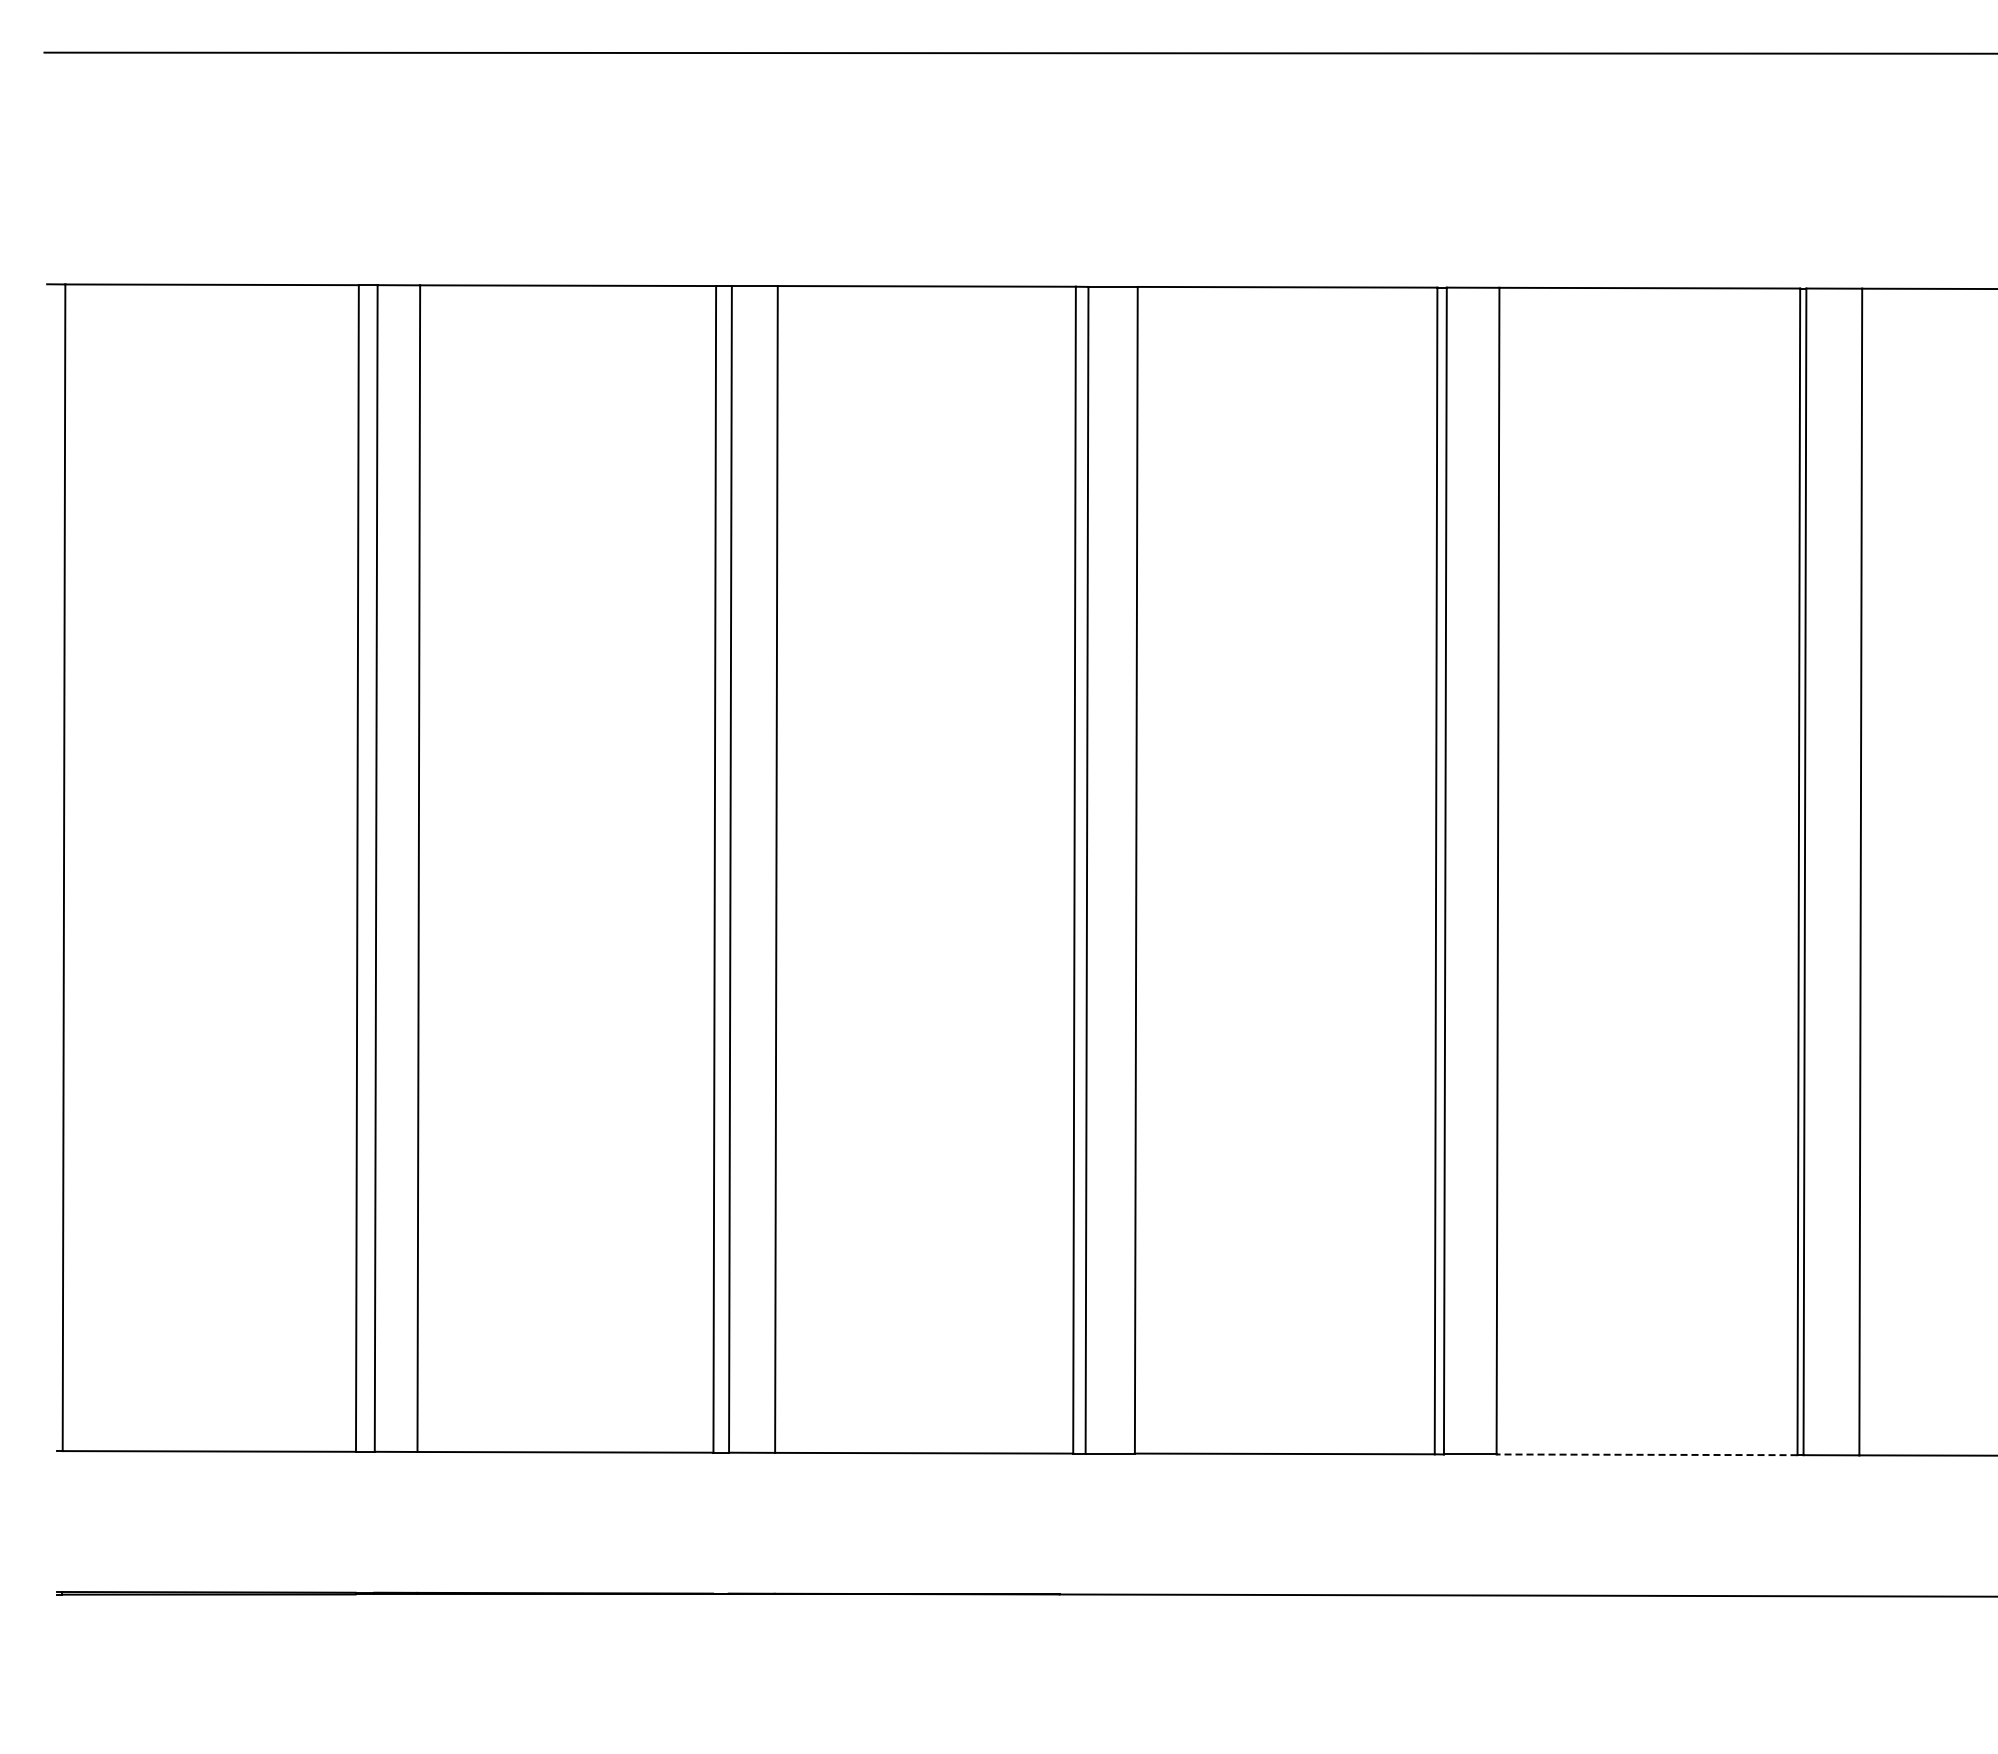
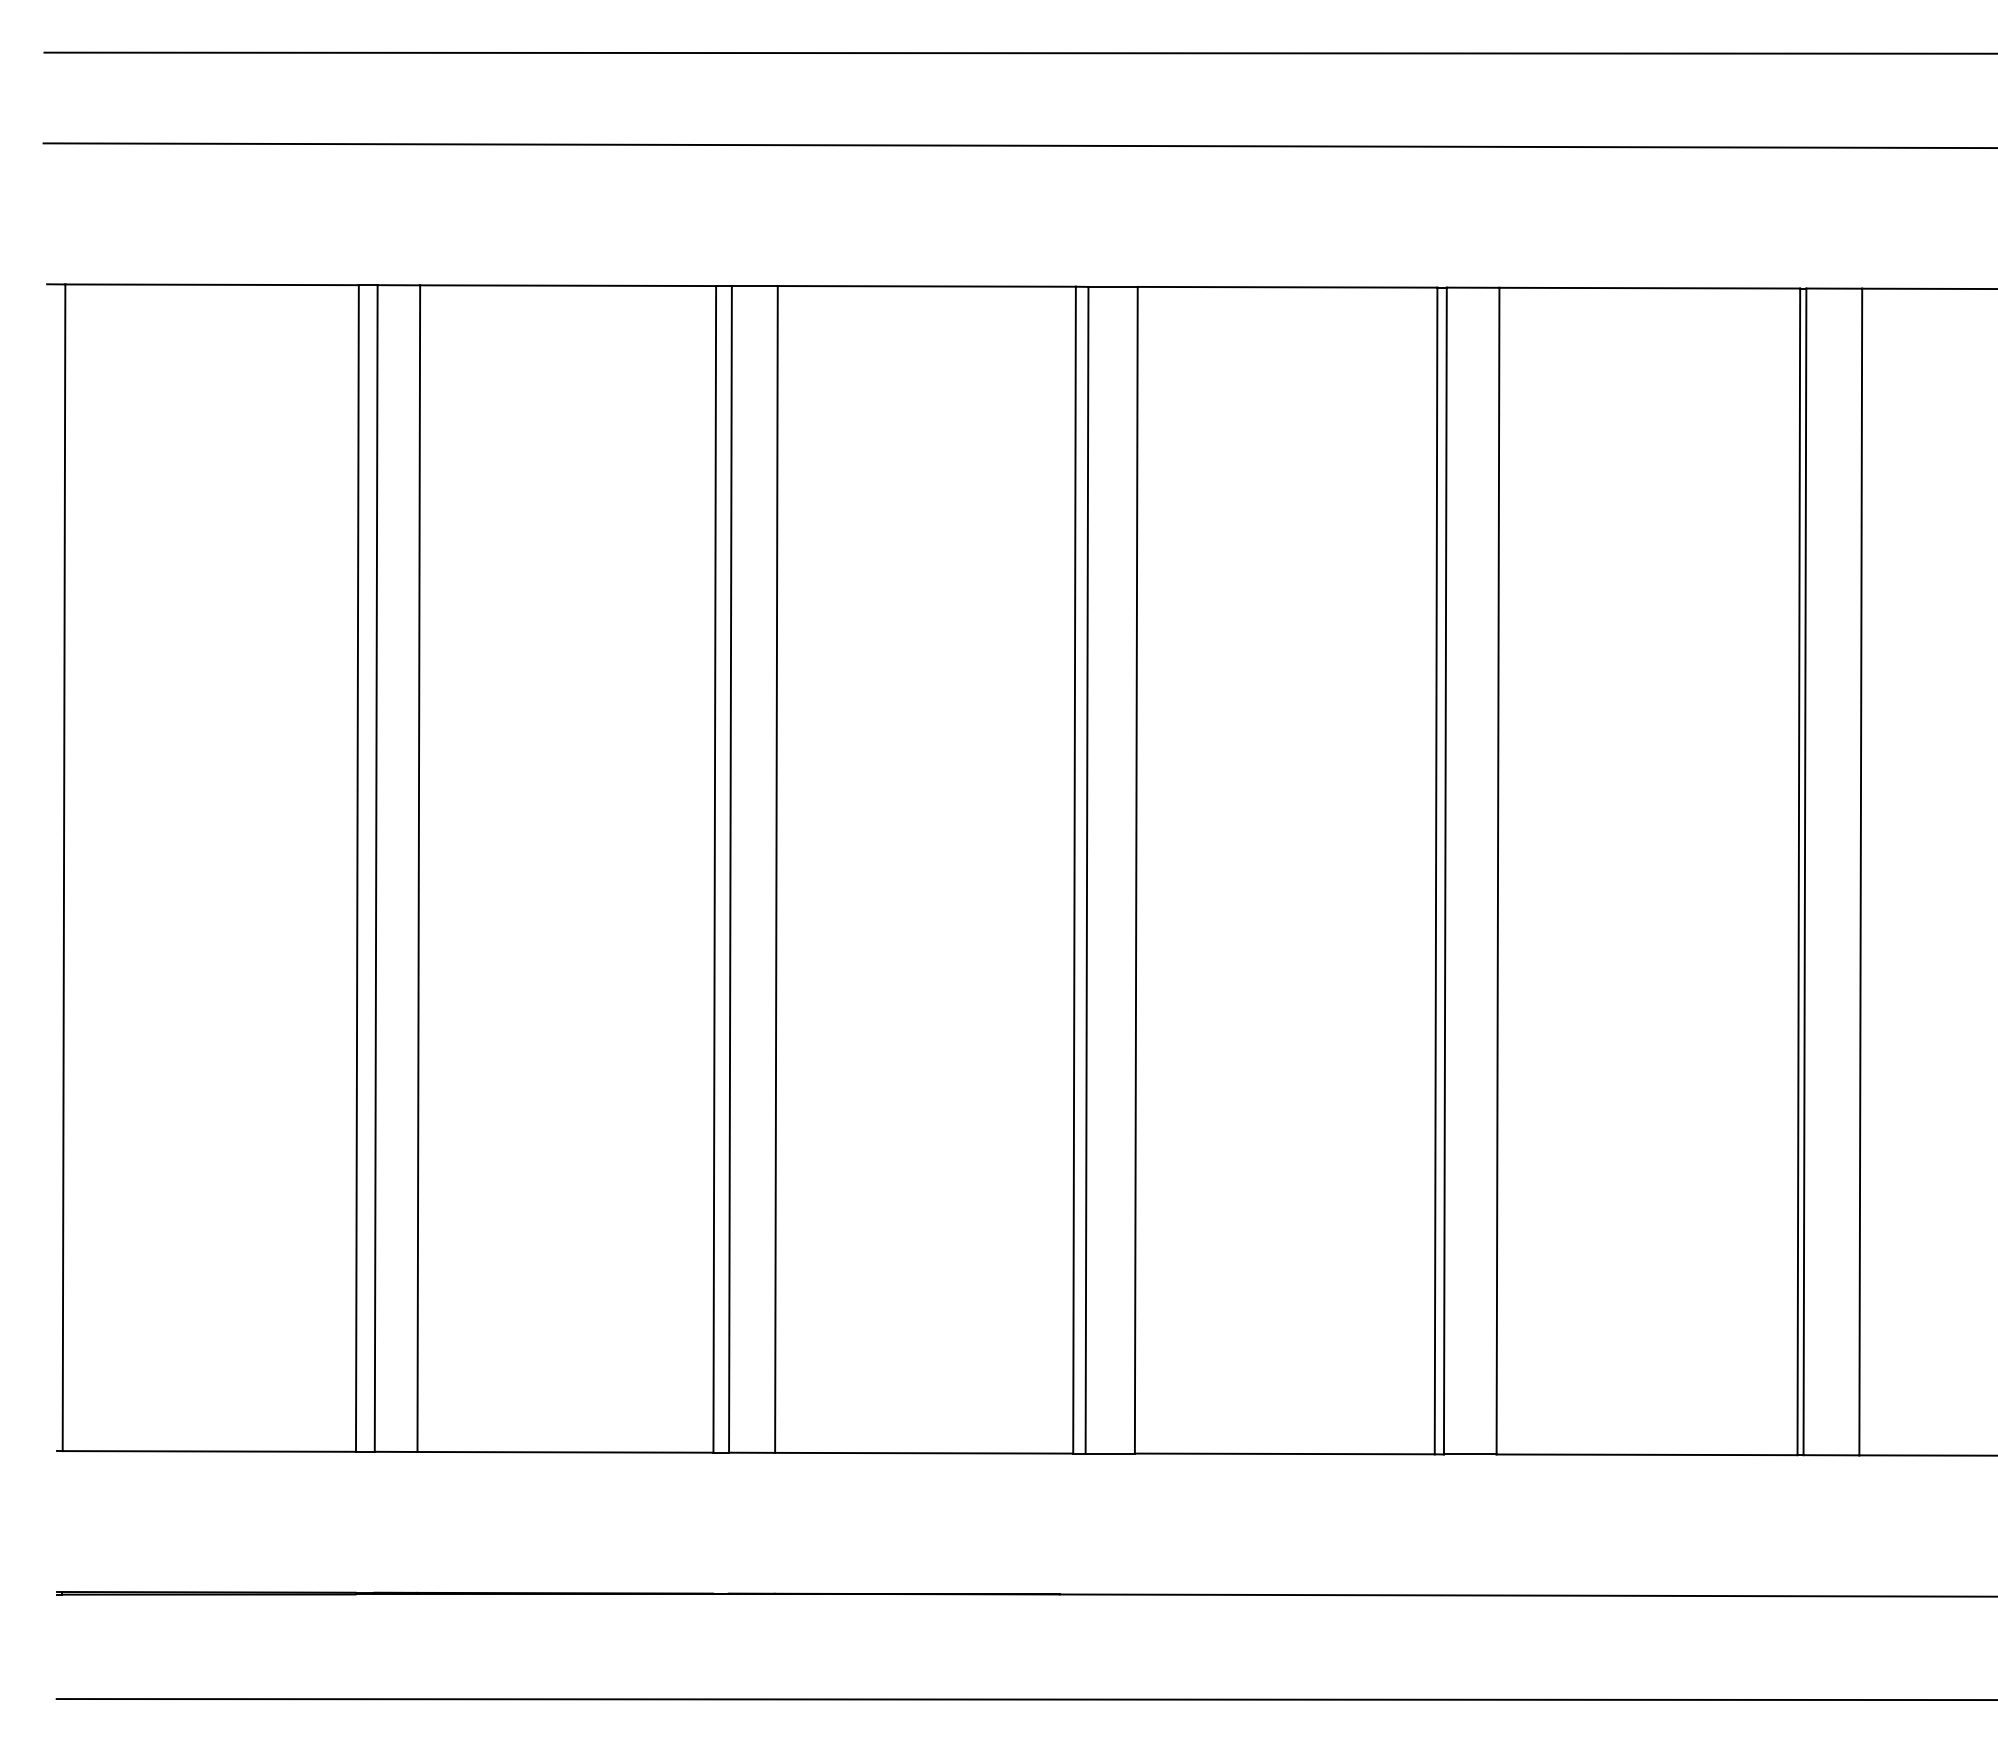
line: none -> present (1018, 145)
line: dashed -> solid (1646, 1454)
line: none -> present (1025, 1699)
